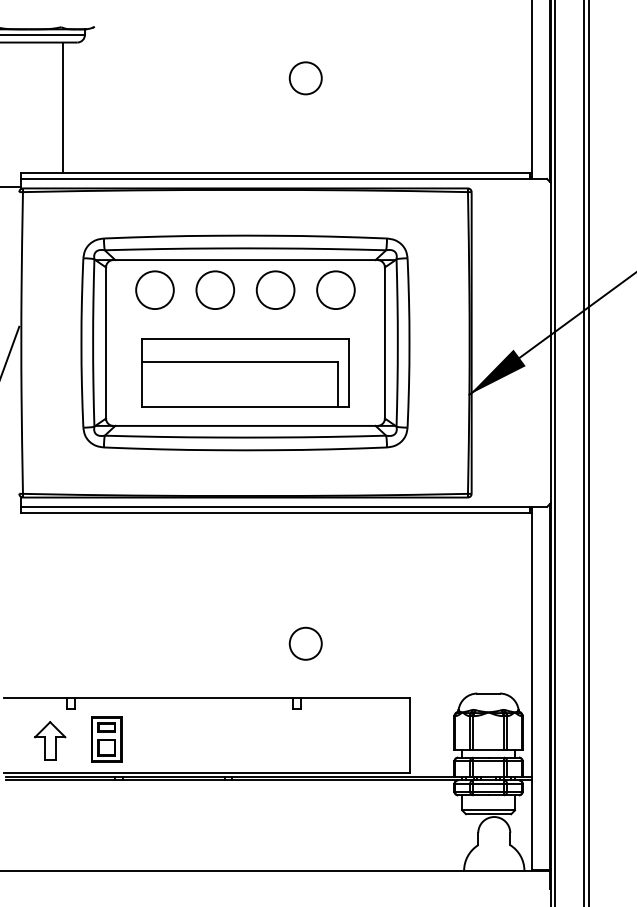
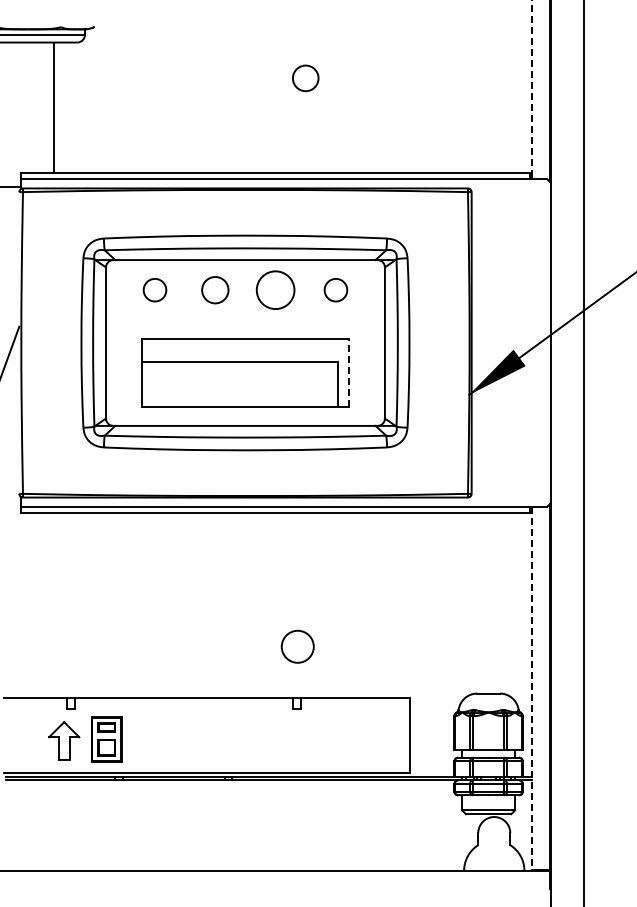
circle size: 35x35 px -> 28x29 px (305, 78)
line: solid -> dashed (531, 90)
line position: (62, 107) -> (53, 107) (53, 107)
circle diameter: 38 px -> 23 px (154, 289)
circle diameter: 38 px -> 26 px (215, 290)
circle diameter: 38 px -> 23 px (335, 289)
line: solid -> dashed (349, 373)
line: present -> none (555, 452)
line: present -> none (588, 452)
circle position: (305, 643) -> (297, 646) (297, 646)
line: solid -> dashed (531, 688)
part position: (50, 740) -> (64, 740) (64, 740)
